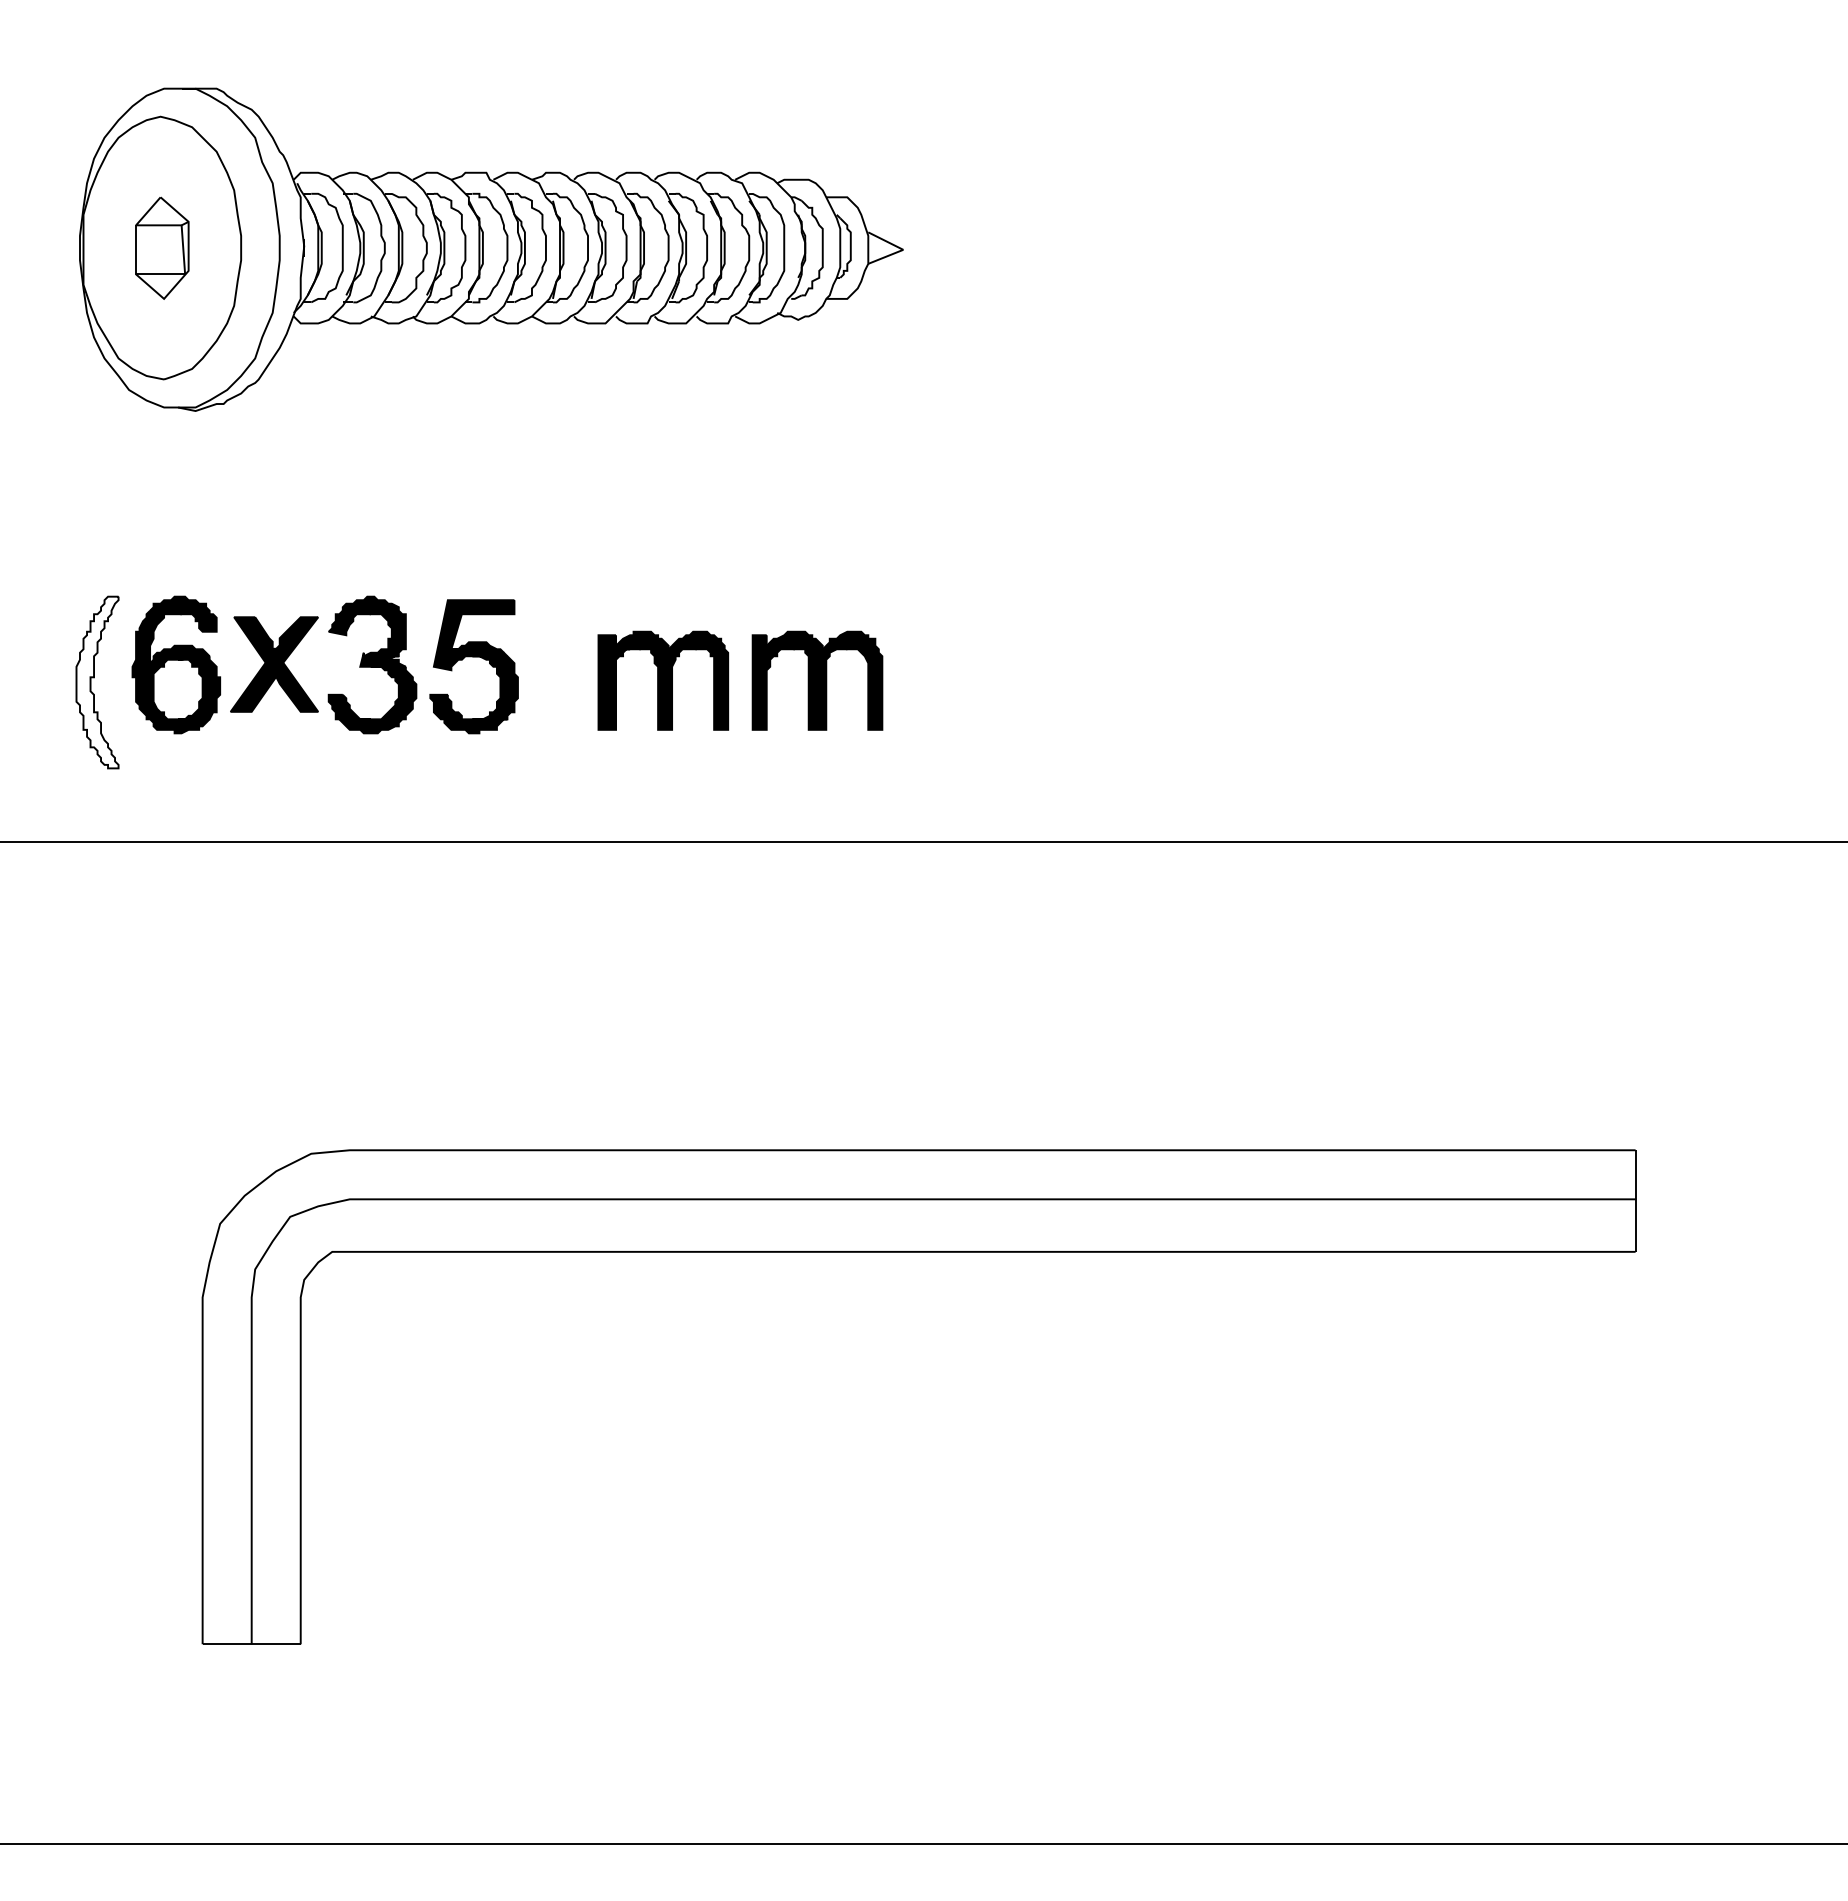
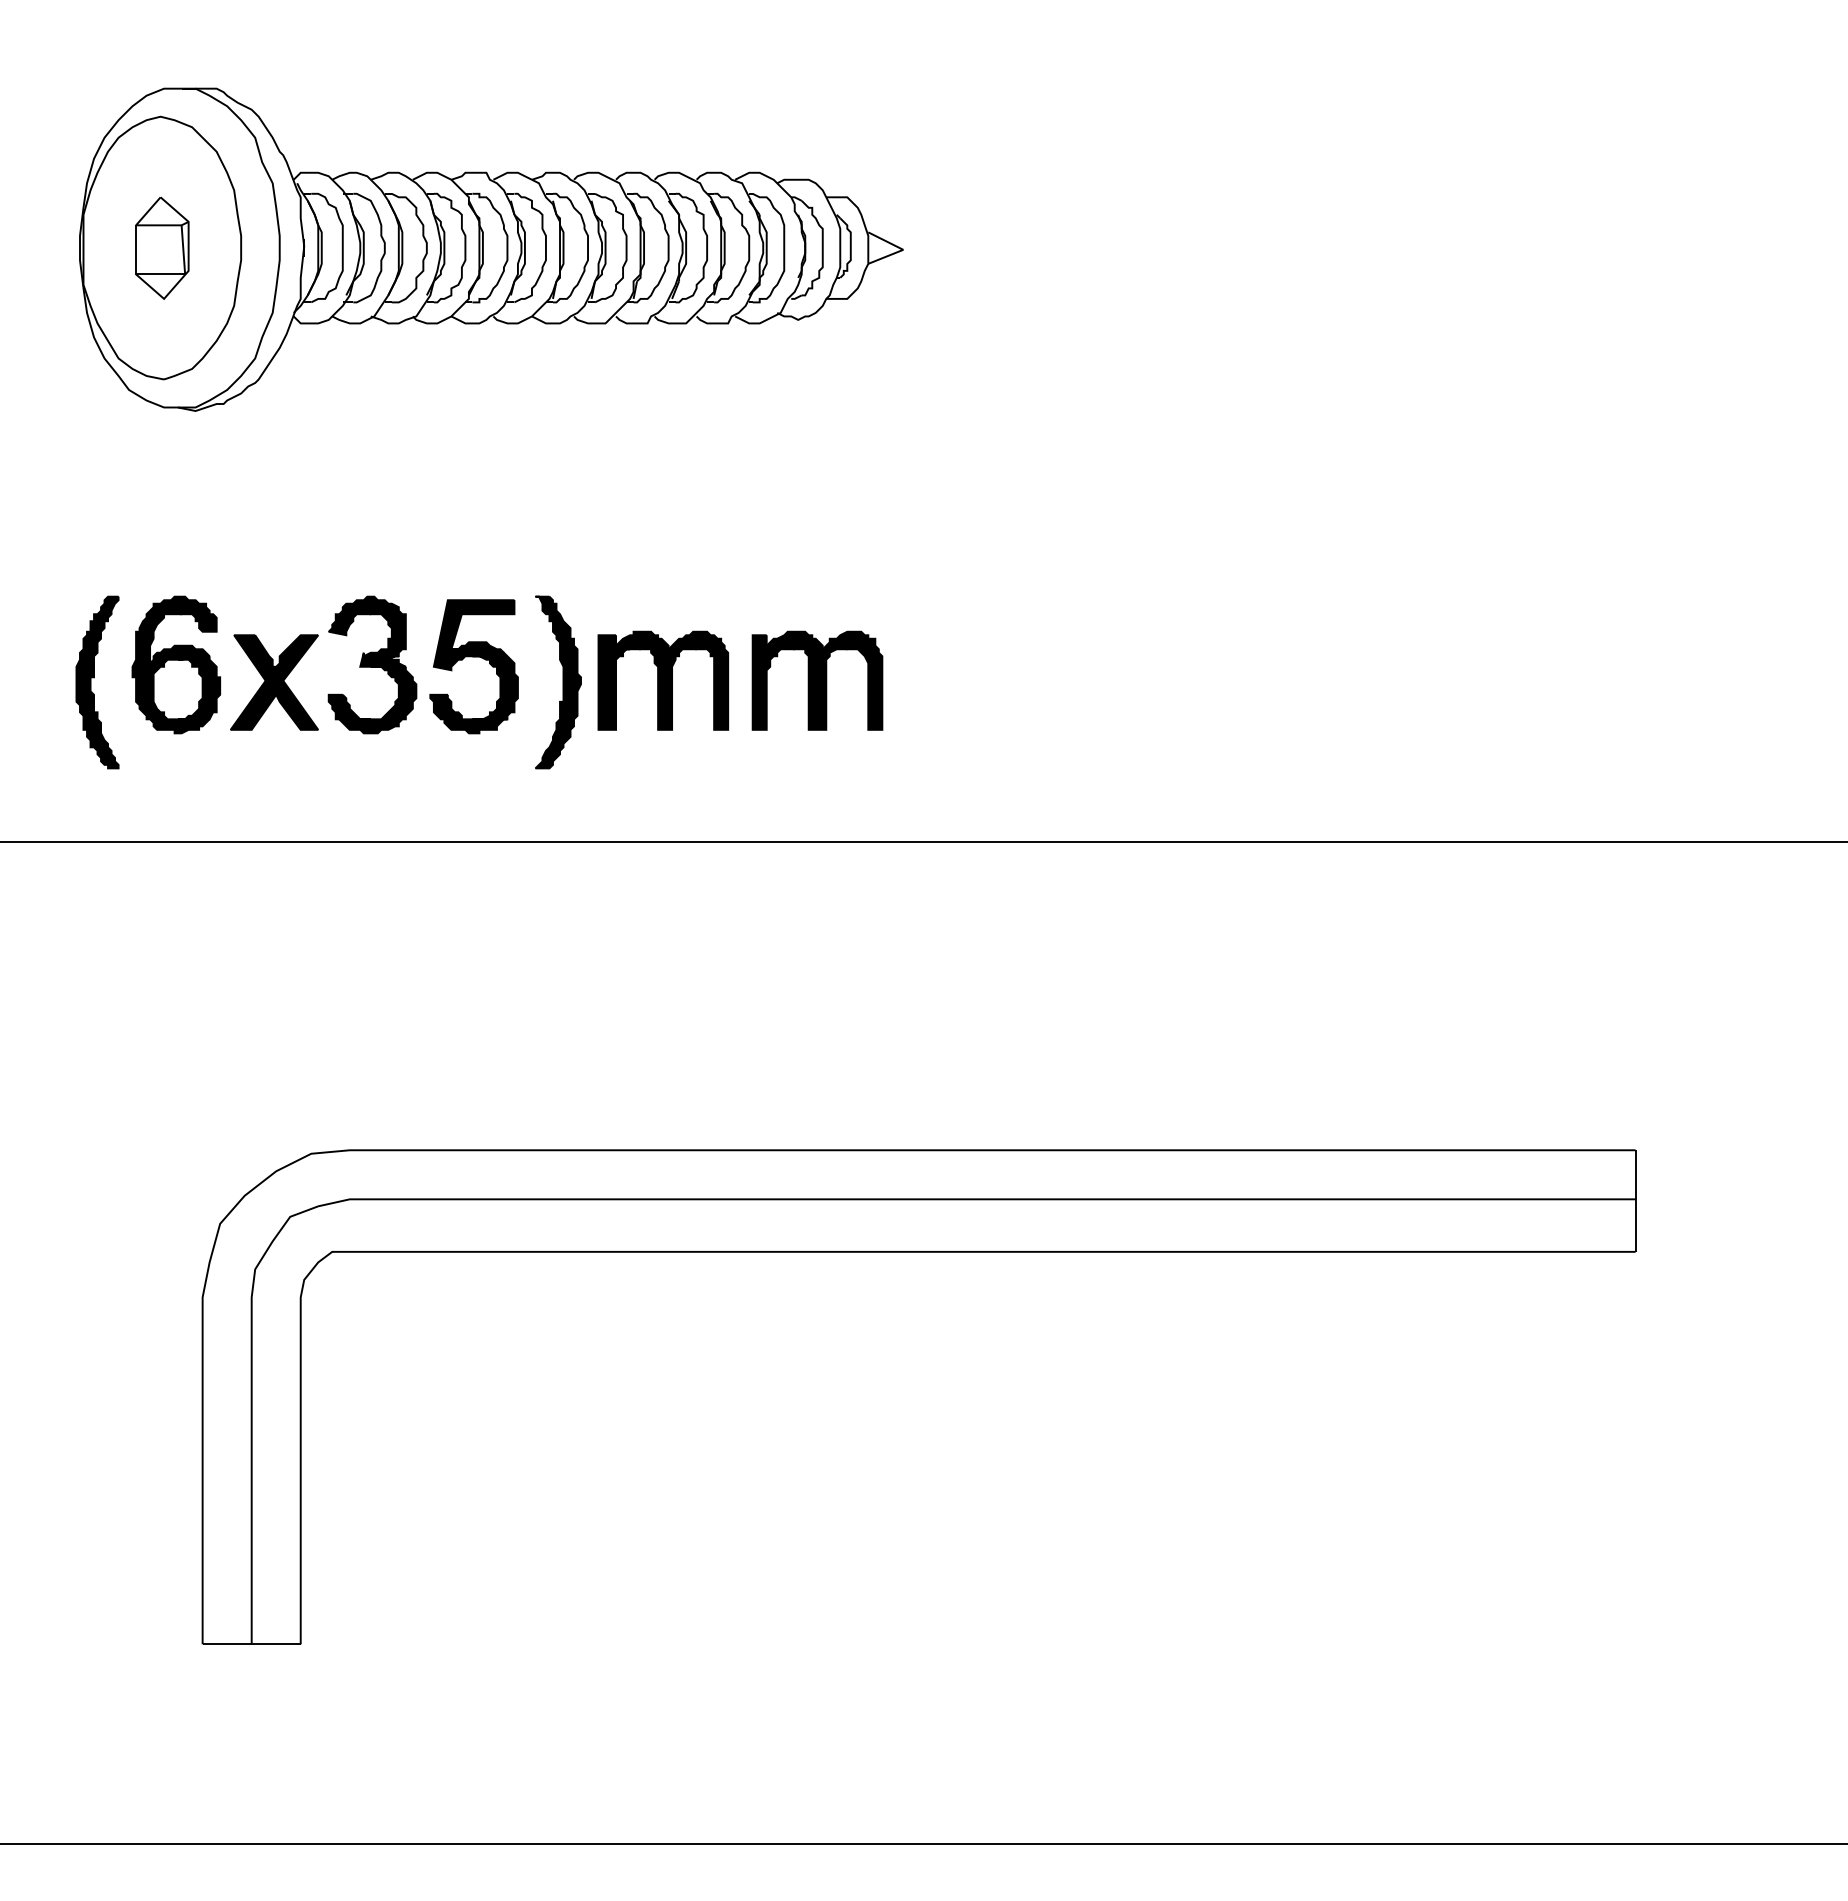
part position: (274, 664) -> (274, 682) (274, 682)
fill: none -> present (97, 682)
part: none -> present (558, 682)
